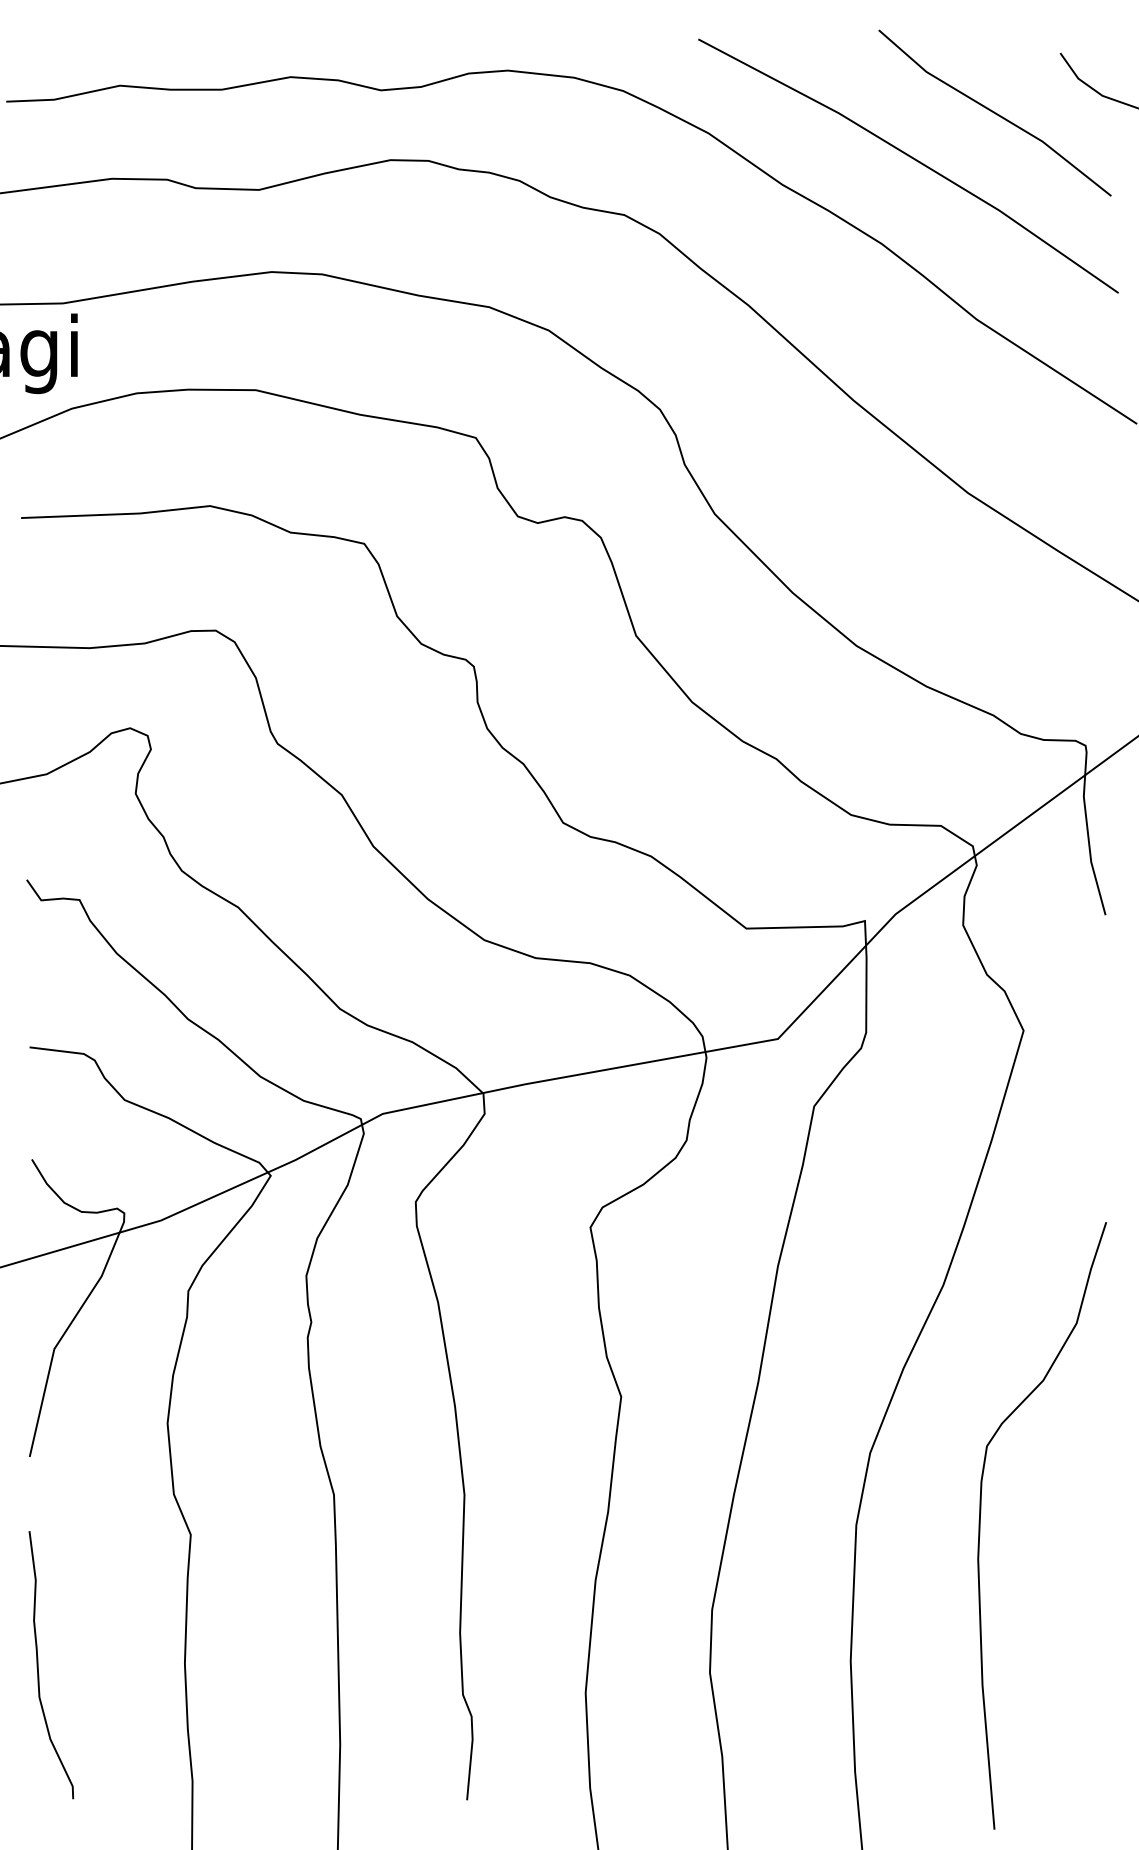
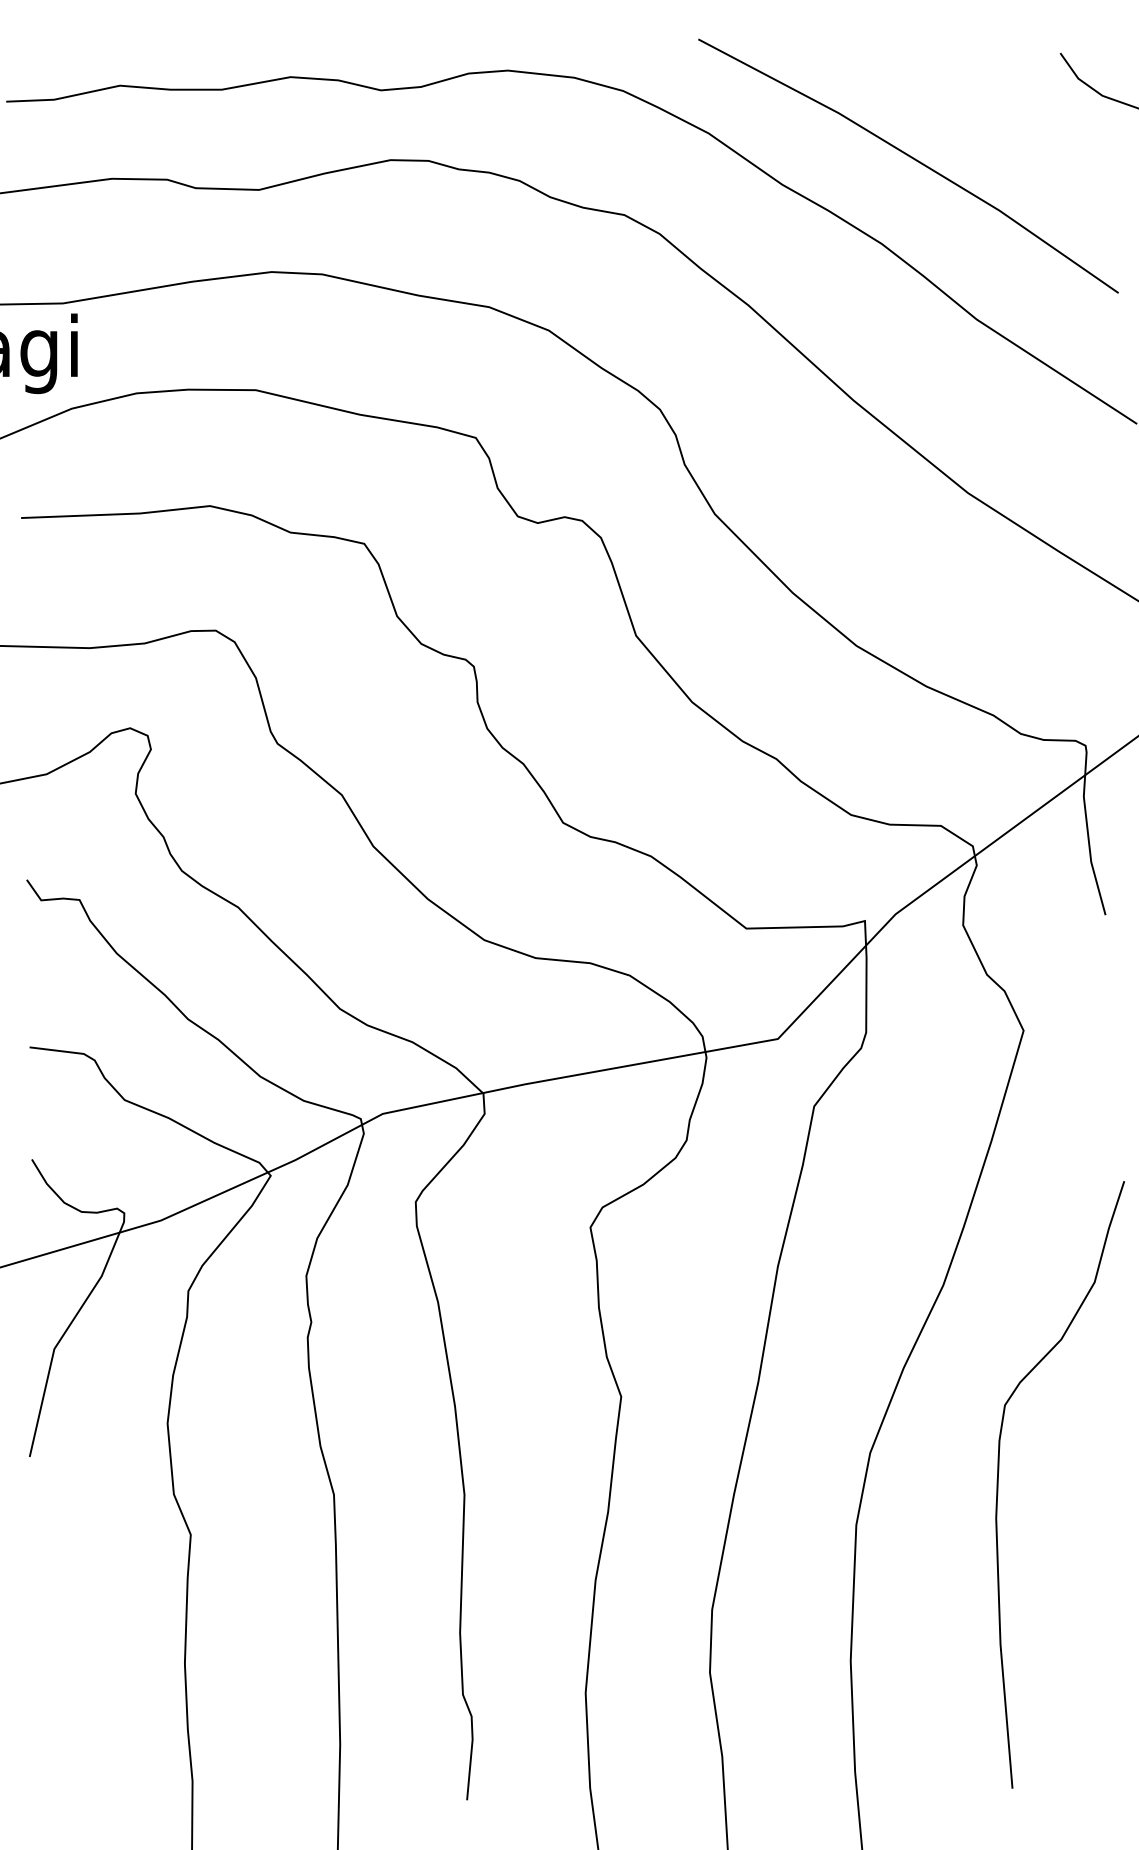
line: present -> none (994, 112)
curve position: (980, 1525) -> (998, 1484) (998, 1484)
curve: present -> none (38, 1665)
